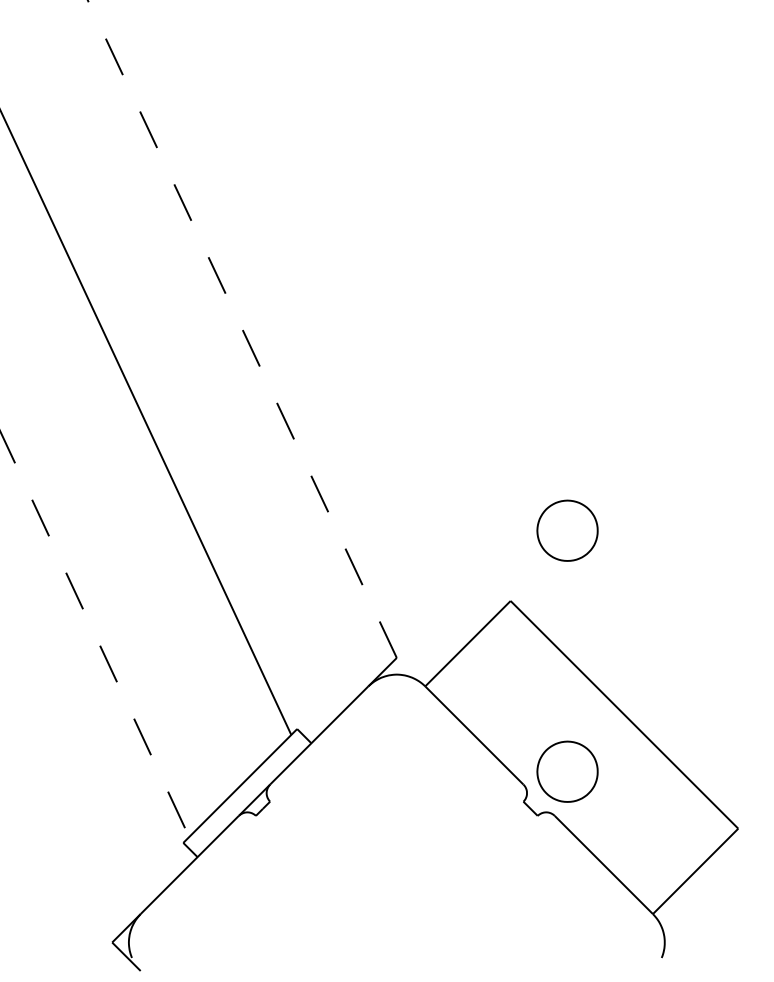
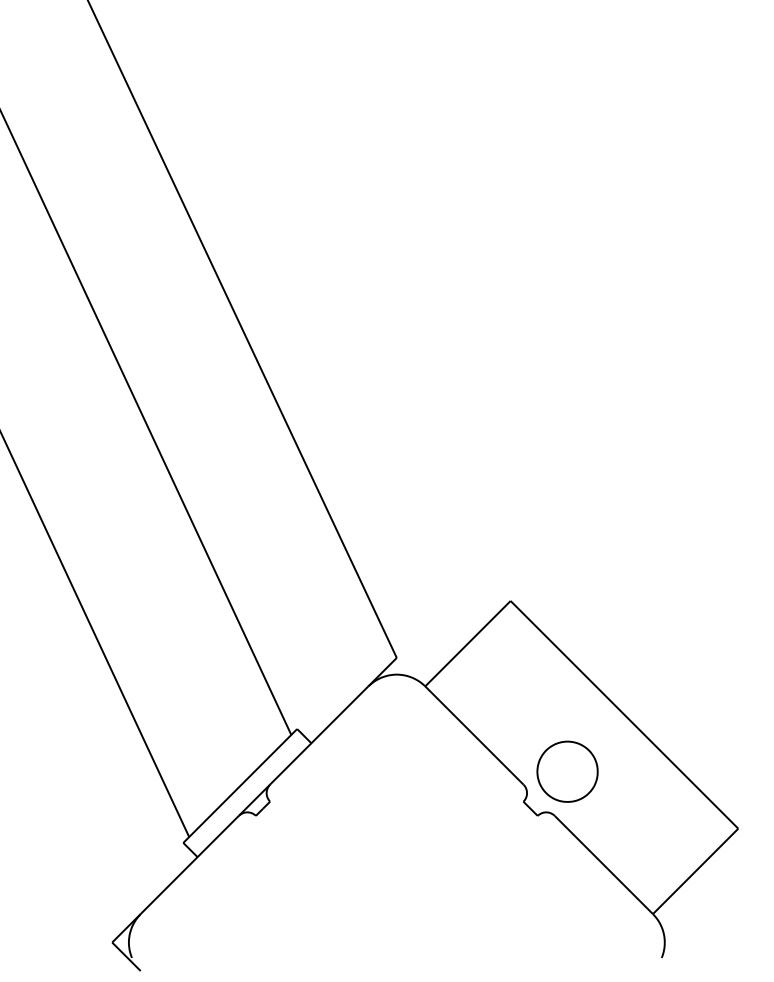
line: dashed -> solid (242, 329)
part: present -> none (567, 530)
line: dashed -> solid (94, 633)
